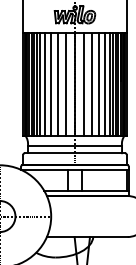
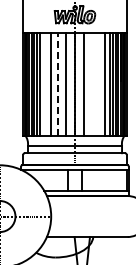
line: present -> none (44, 84)
line: solid -> dashed (57, 84)
line: present -> none (92, 84)
line: present -> none (99, 84)
